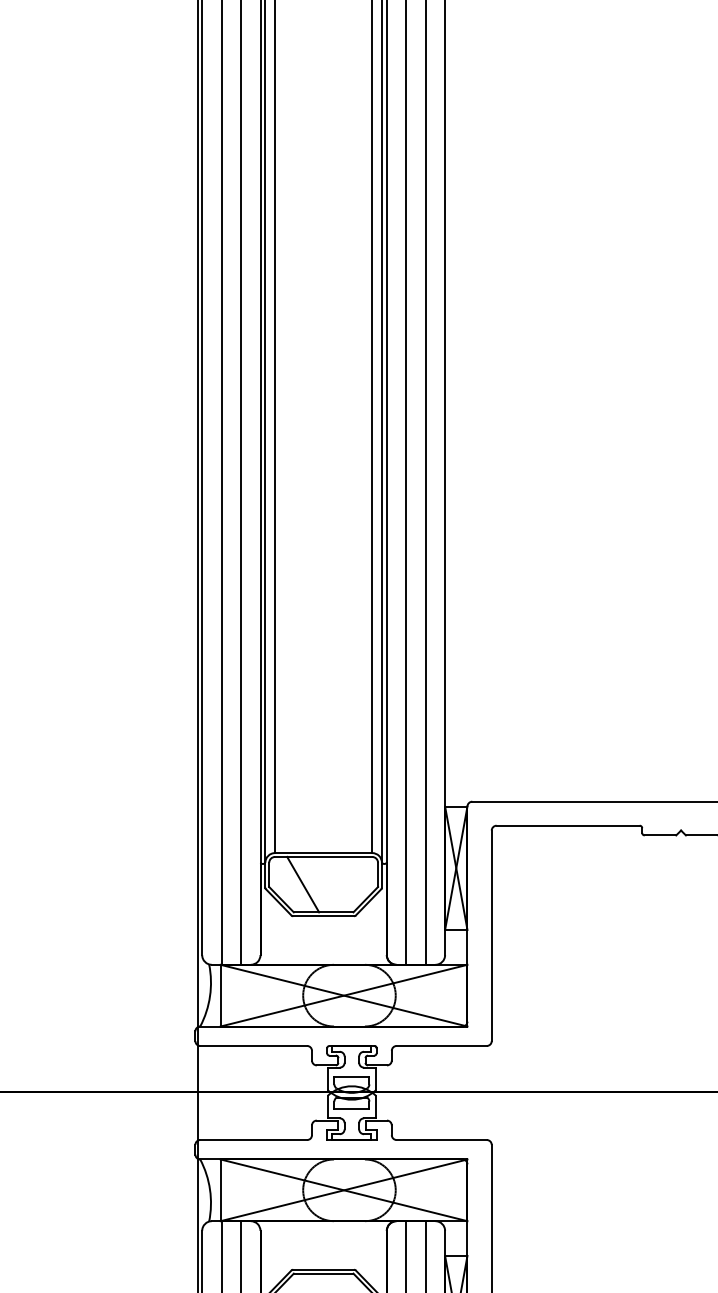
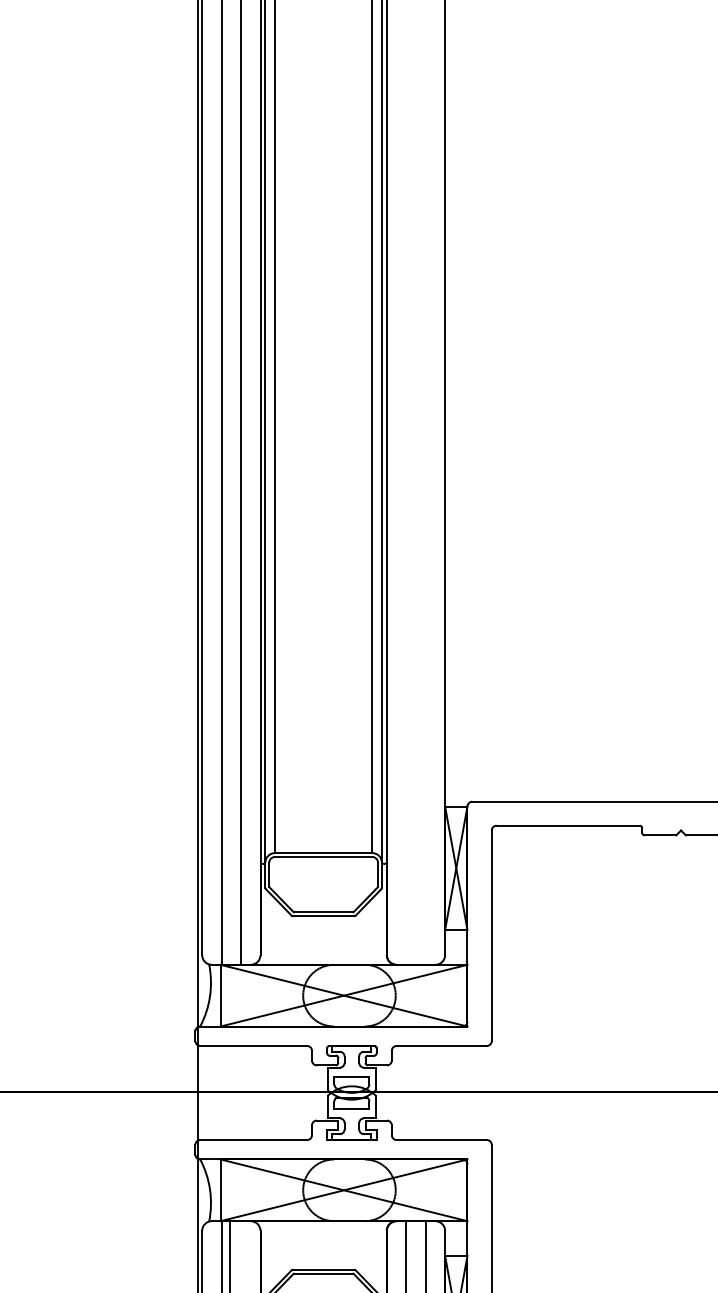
line: present -> none (406, 483)
line: present -> none (425, 483)
line: present -> none (303, 884)
line position: (241, 1255) -> (230, 1255) (230, 1255)
